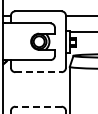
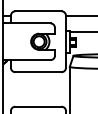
line: dashed -> solid (38, 72)
line: dashed -> solid (37, 106)
